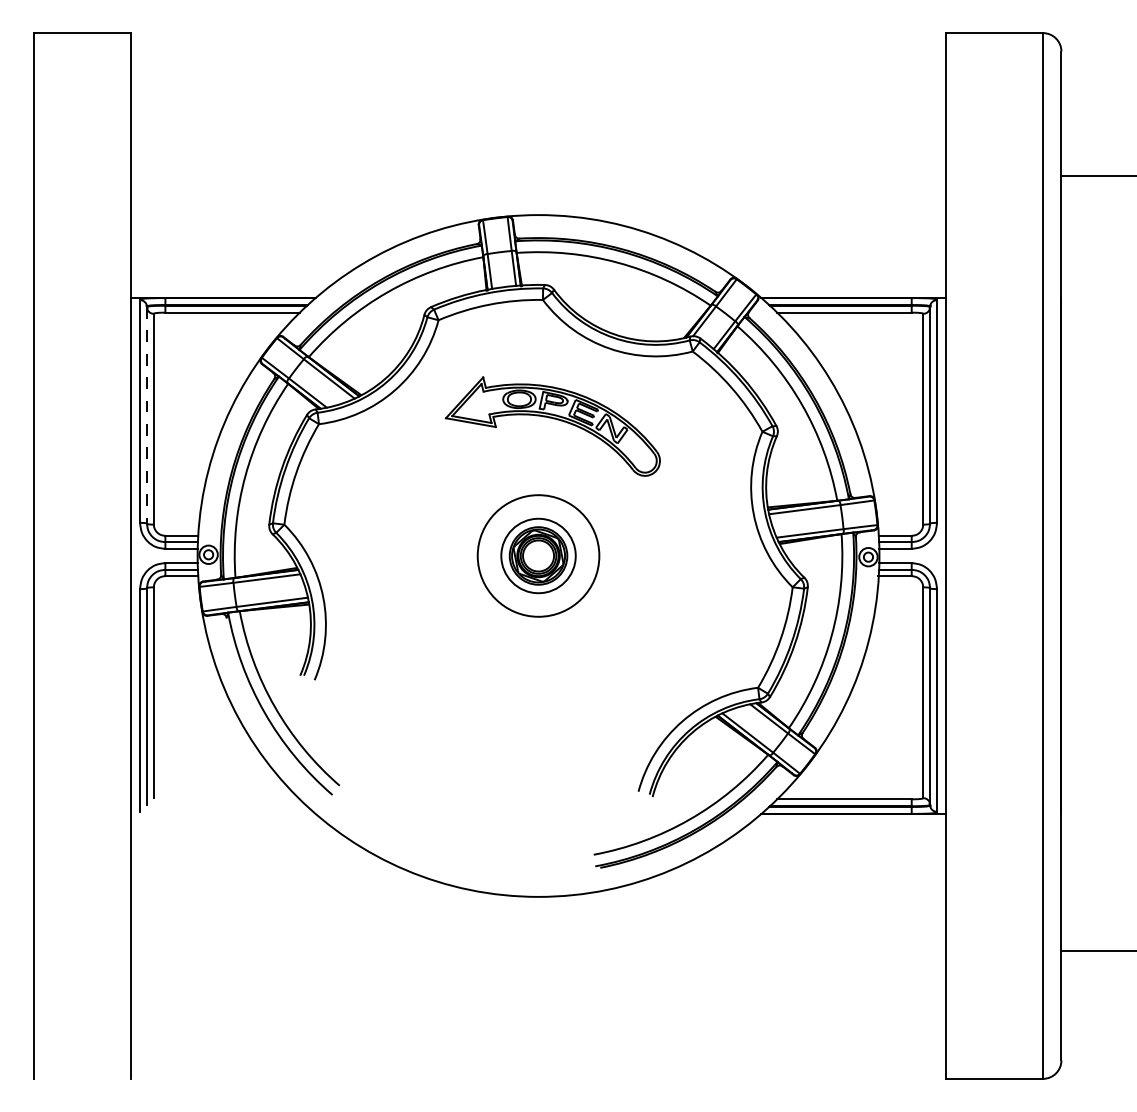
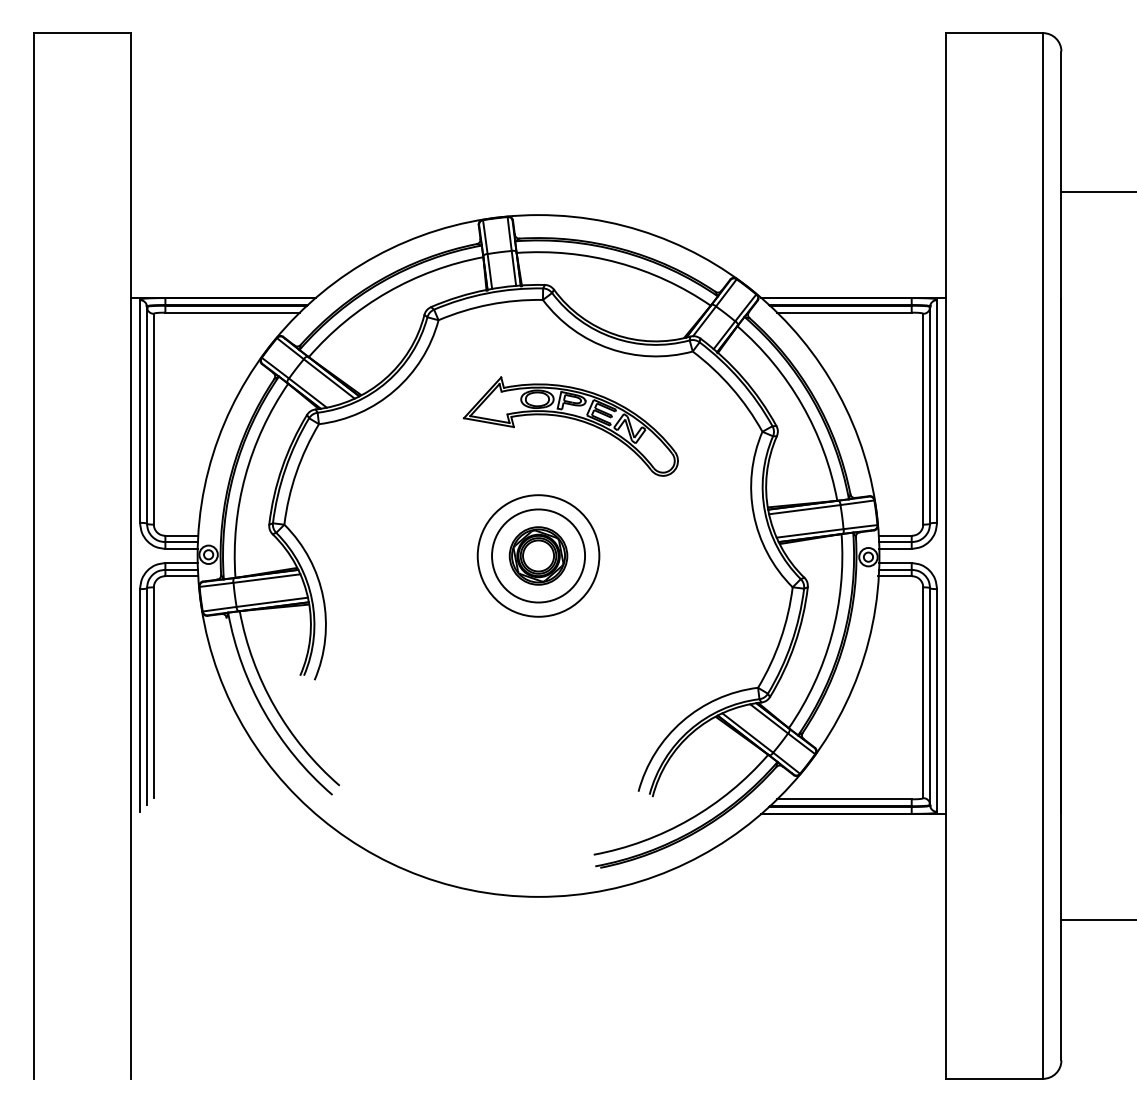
line position: (1097, 176) -> (1097, 192) (1097, 192)
line: dashed -> solid (146, 415)
part position: (553, 419) -> (571, 419) (571, 419)
circle diameter: 74 px -> 93 px (538, 555)
line position: (1097, 950) -> (1097, 919) (1097, 919)
